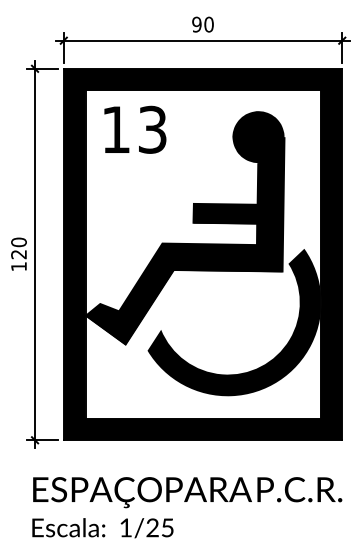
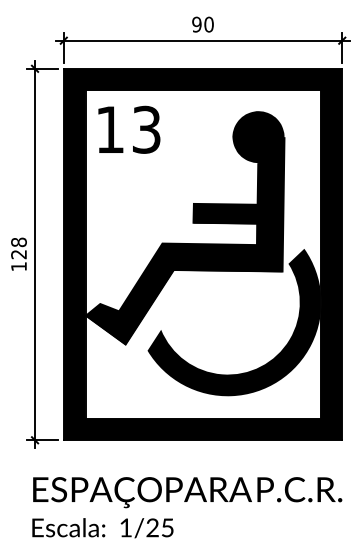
text position: (135, 129) -> (129, 129) (129, 129)
text: 120 -> 128 (18, 242)
